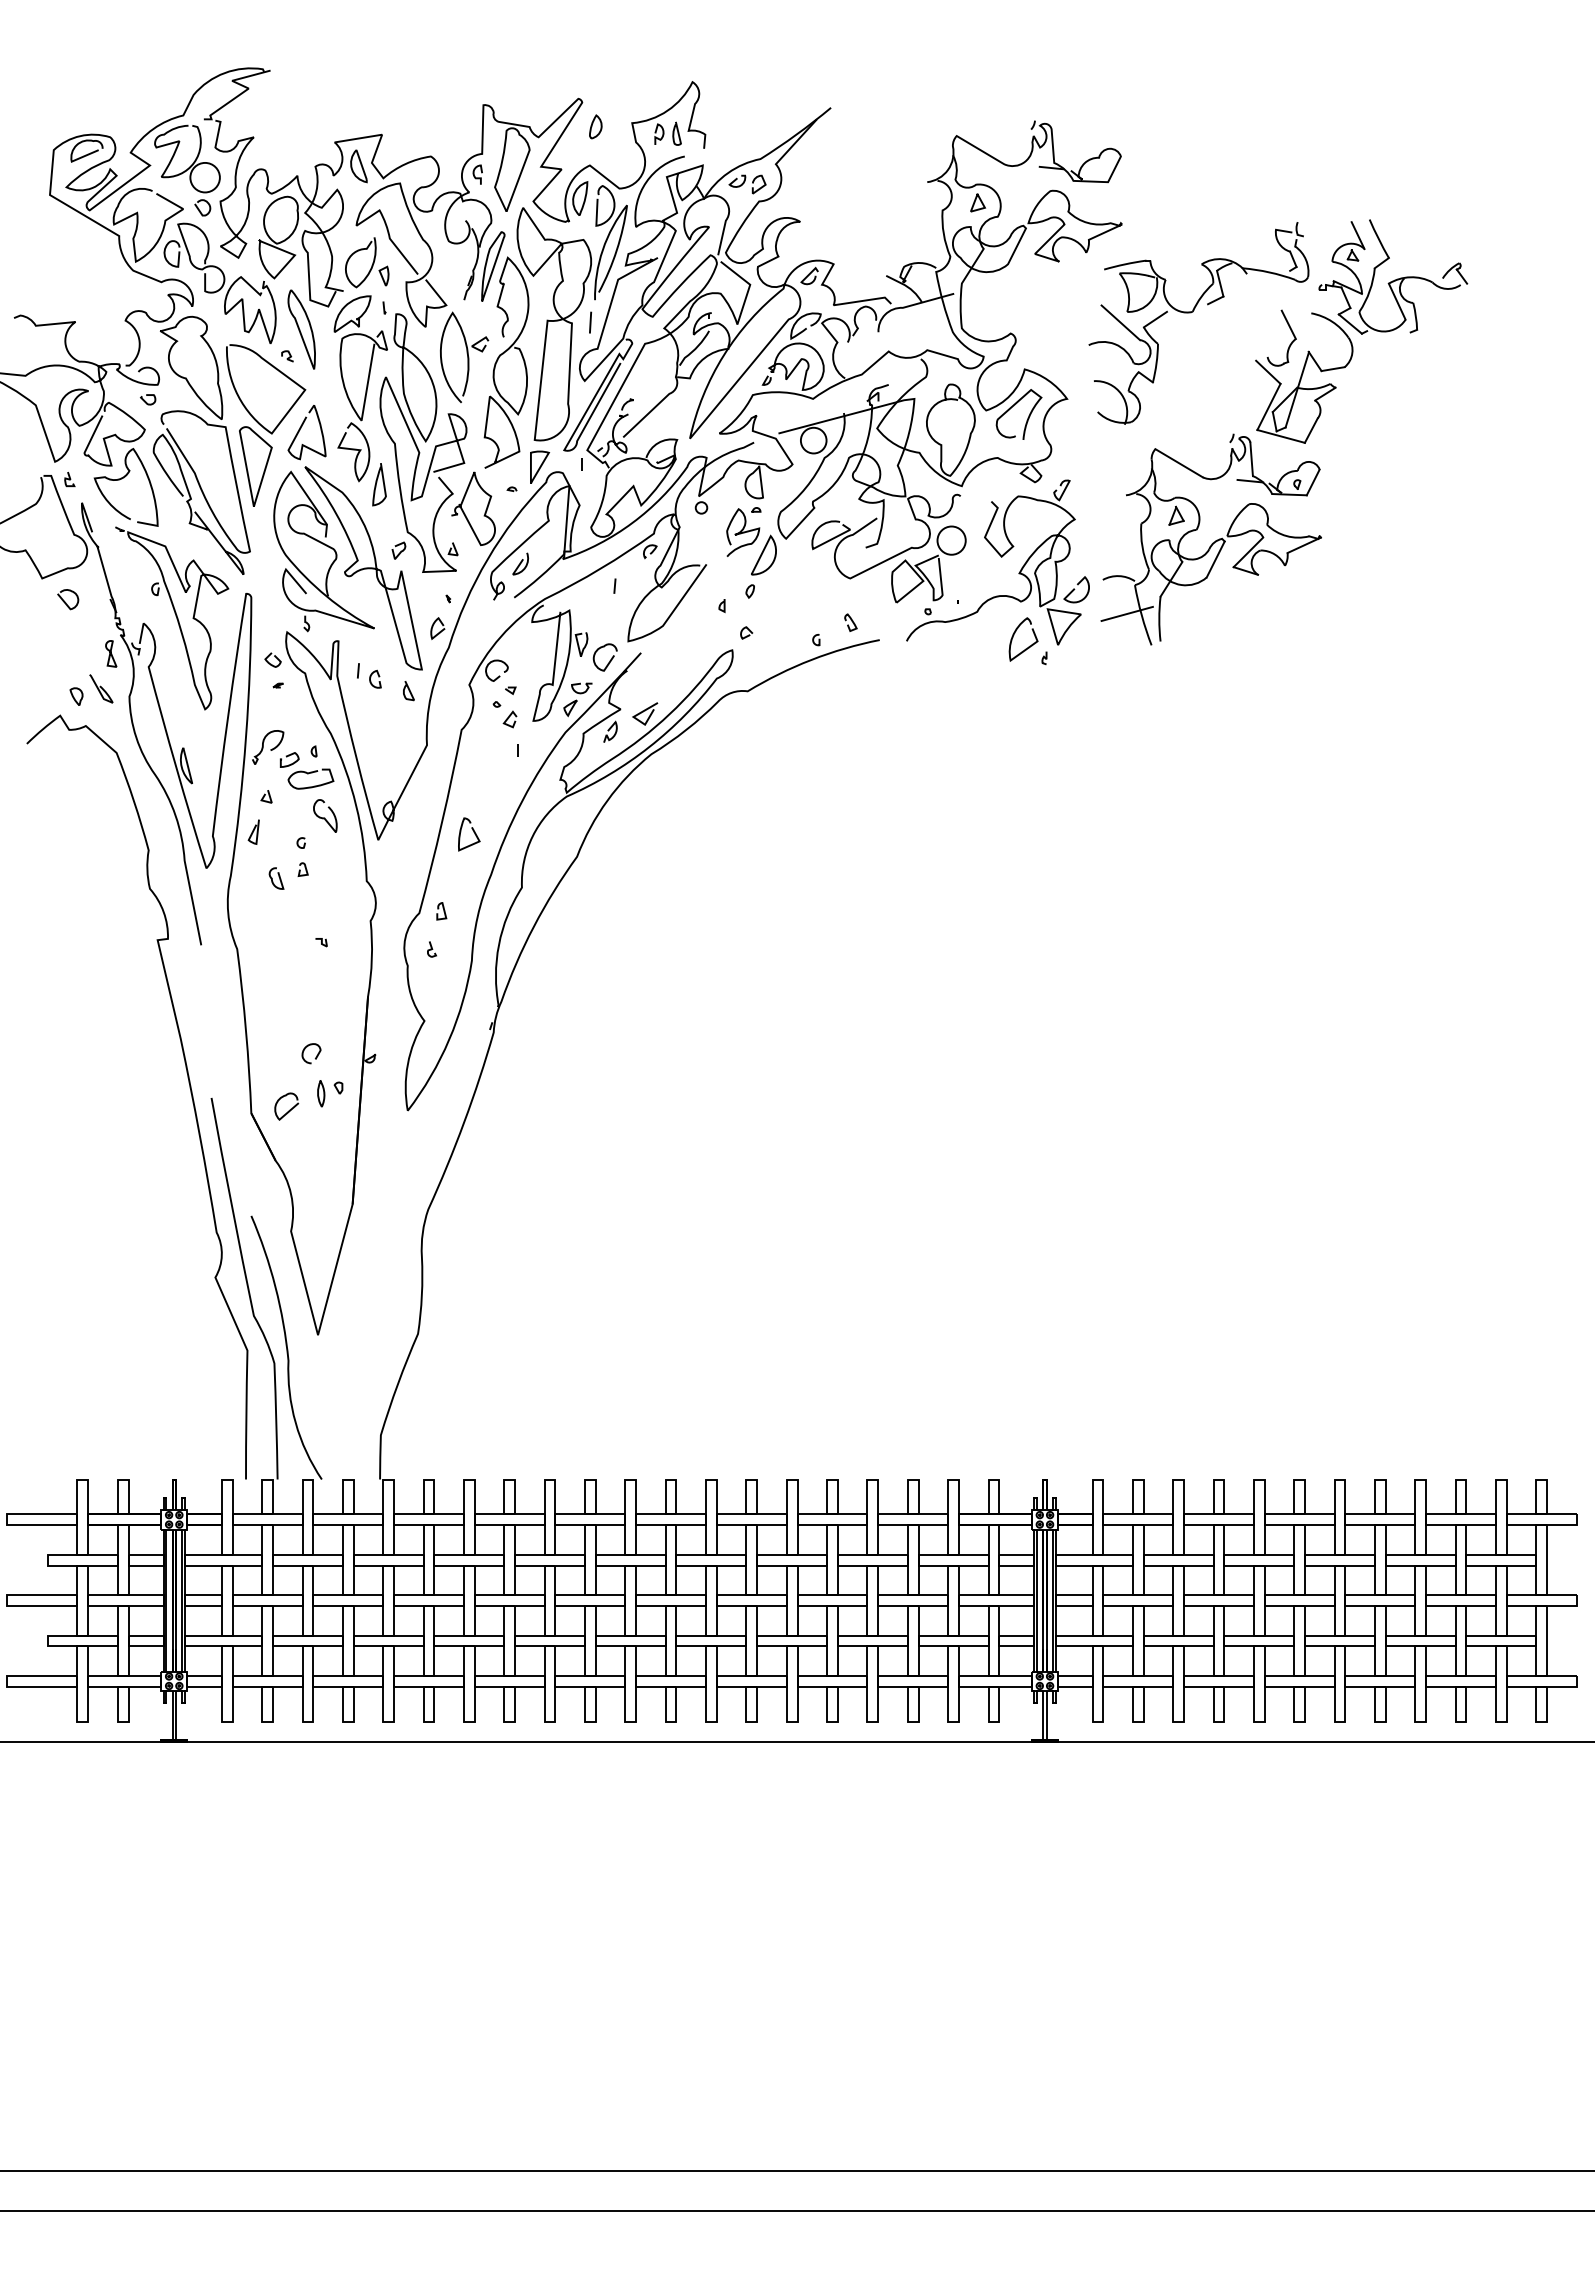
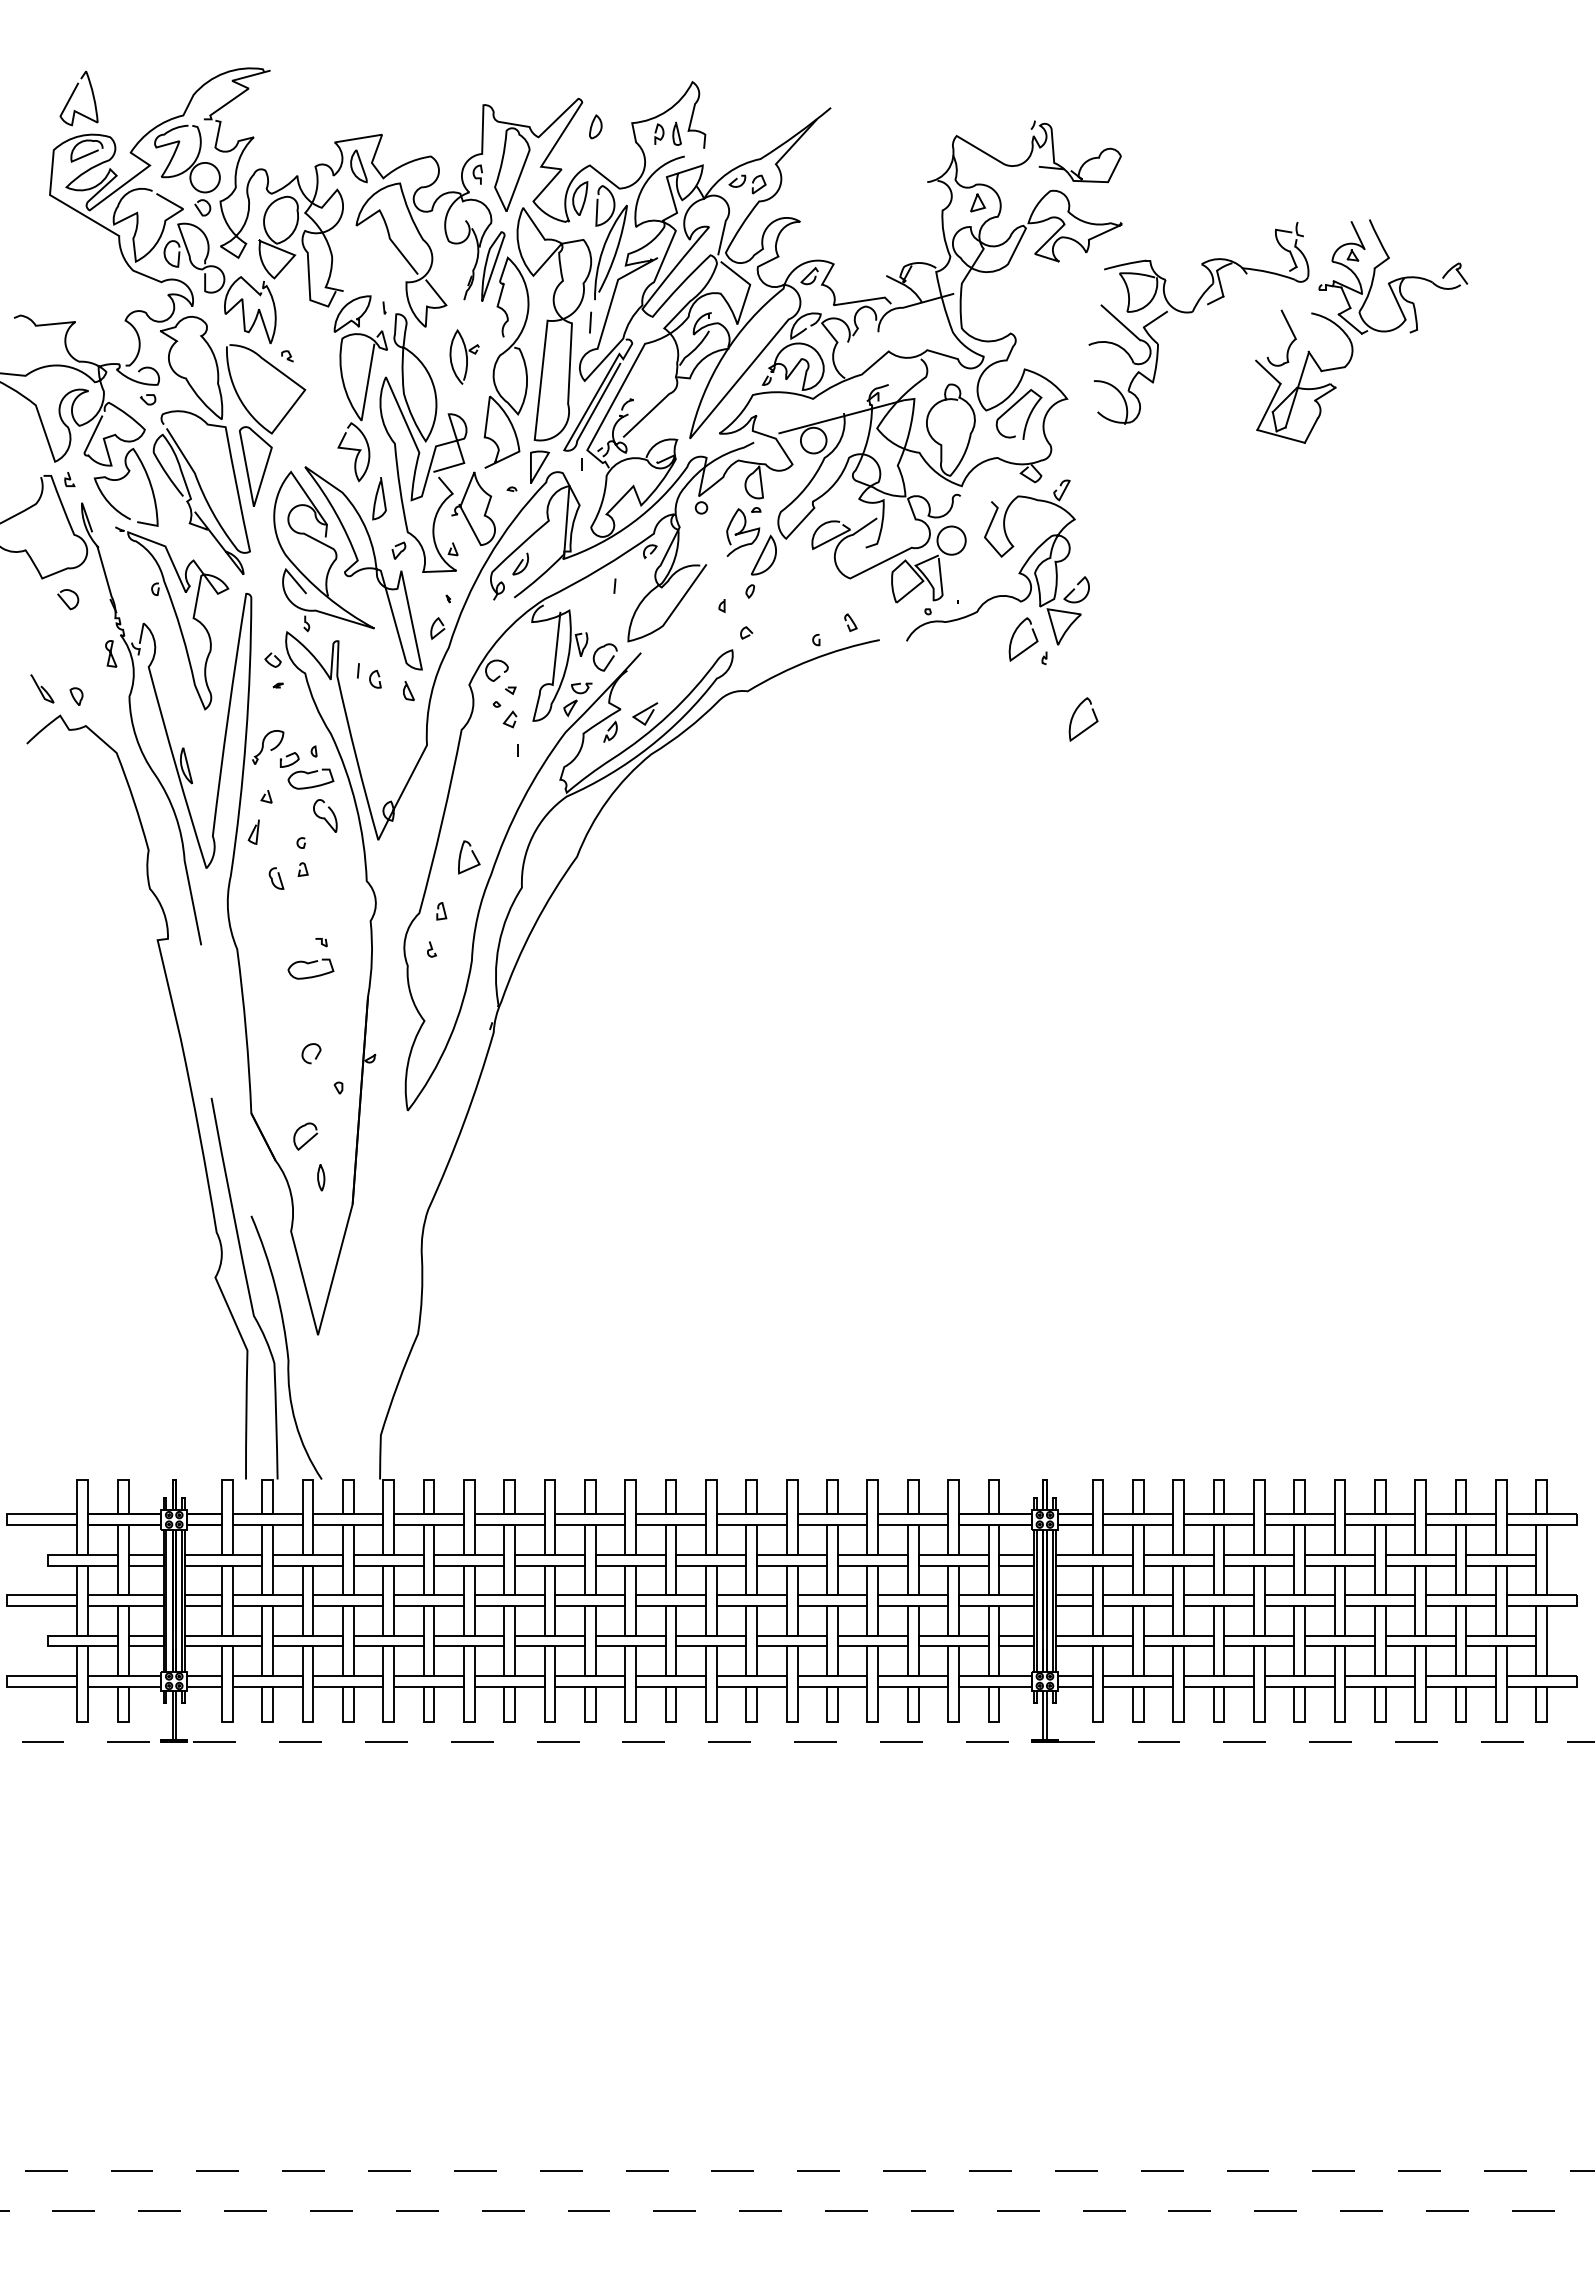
part: present -> none (367, 262)
part: present -> none (301, 329)
part size: 50x92 px -> 31x56 px (464, 356)
curve position: (300, 430) -> (72, 96) (72, 96)
curve position: (377, 482) -> (377, 496) (377, 496)
part: present -> none (1210, 539)
curve position: (101, 688) -> (42, 688) (42, 688)
curve: none -> present (1089, 725)
curve position: (473, 832) -> (473, 855) (473, 855)
curve: none -> present (308, 964)
curve position: (323, 1093) -> (323, 1177) (323, 1177)
curve position: (289, 1109) -> (308, 1139) (308, 1139)
line: solid -> dashed (797, 1742)
line: solid -> dashed (797, 2171)
line: solid -> dashed (797, 2210)
